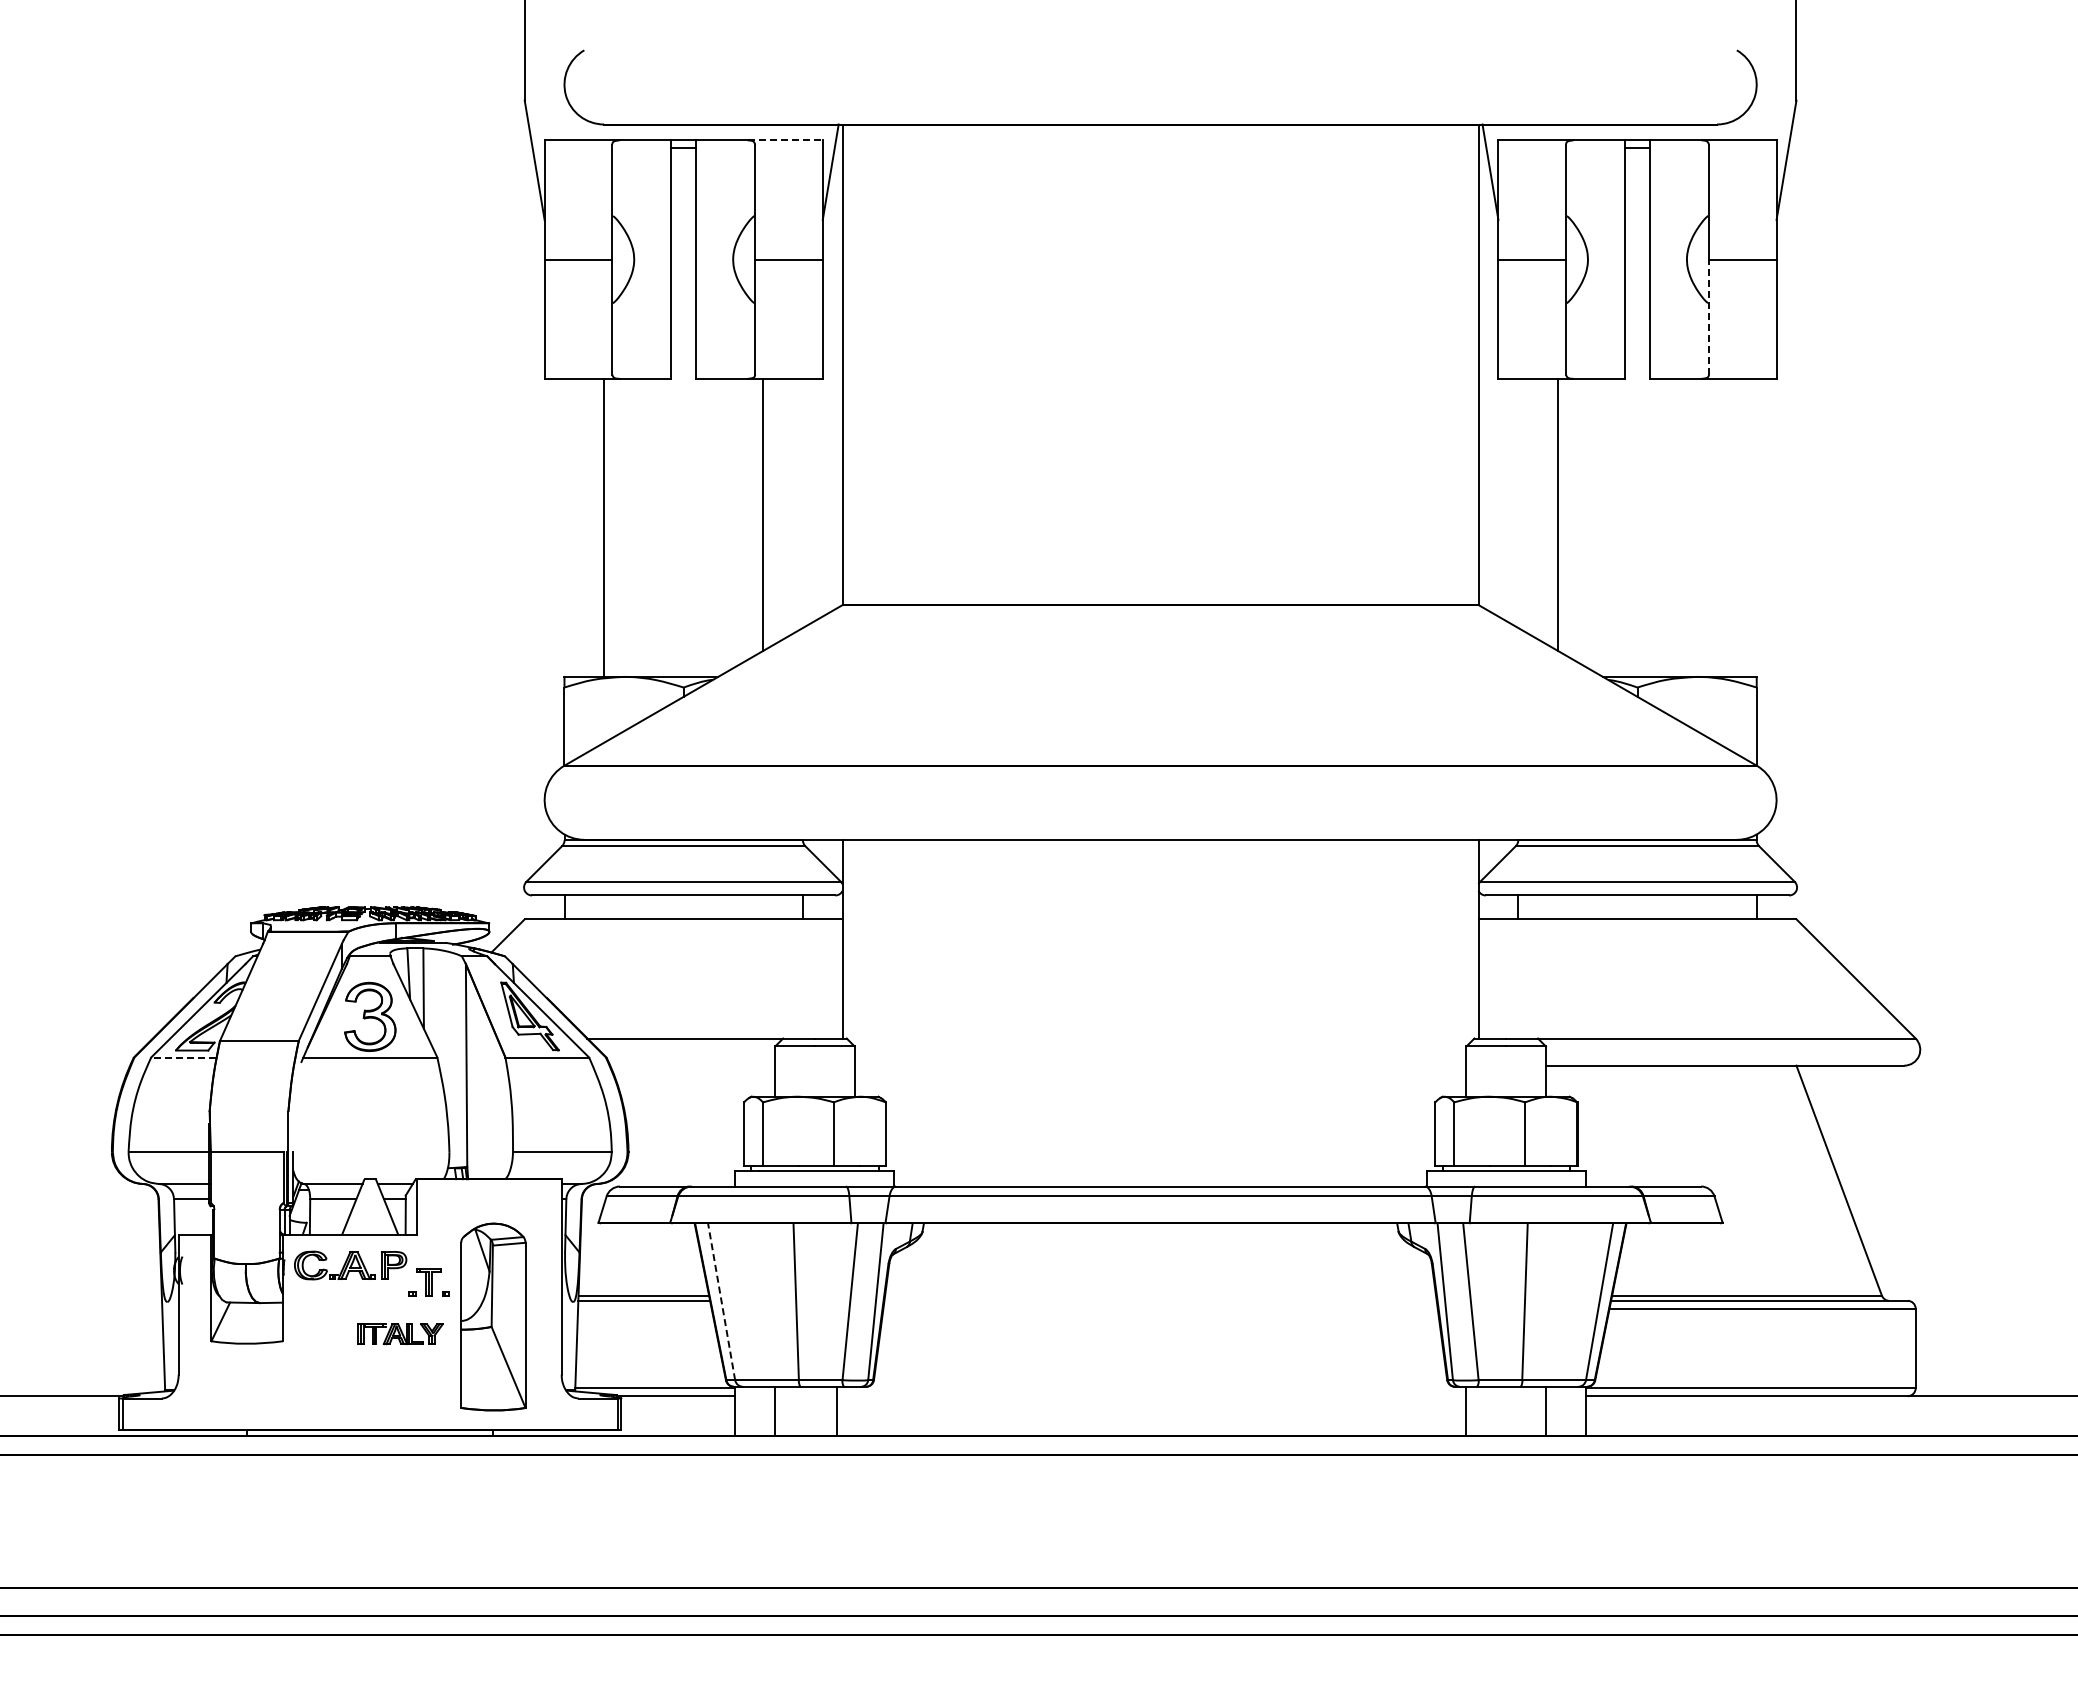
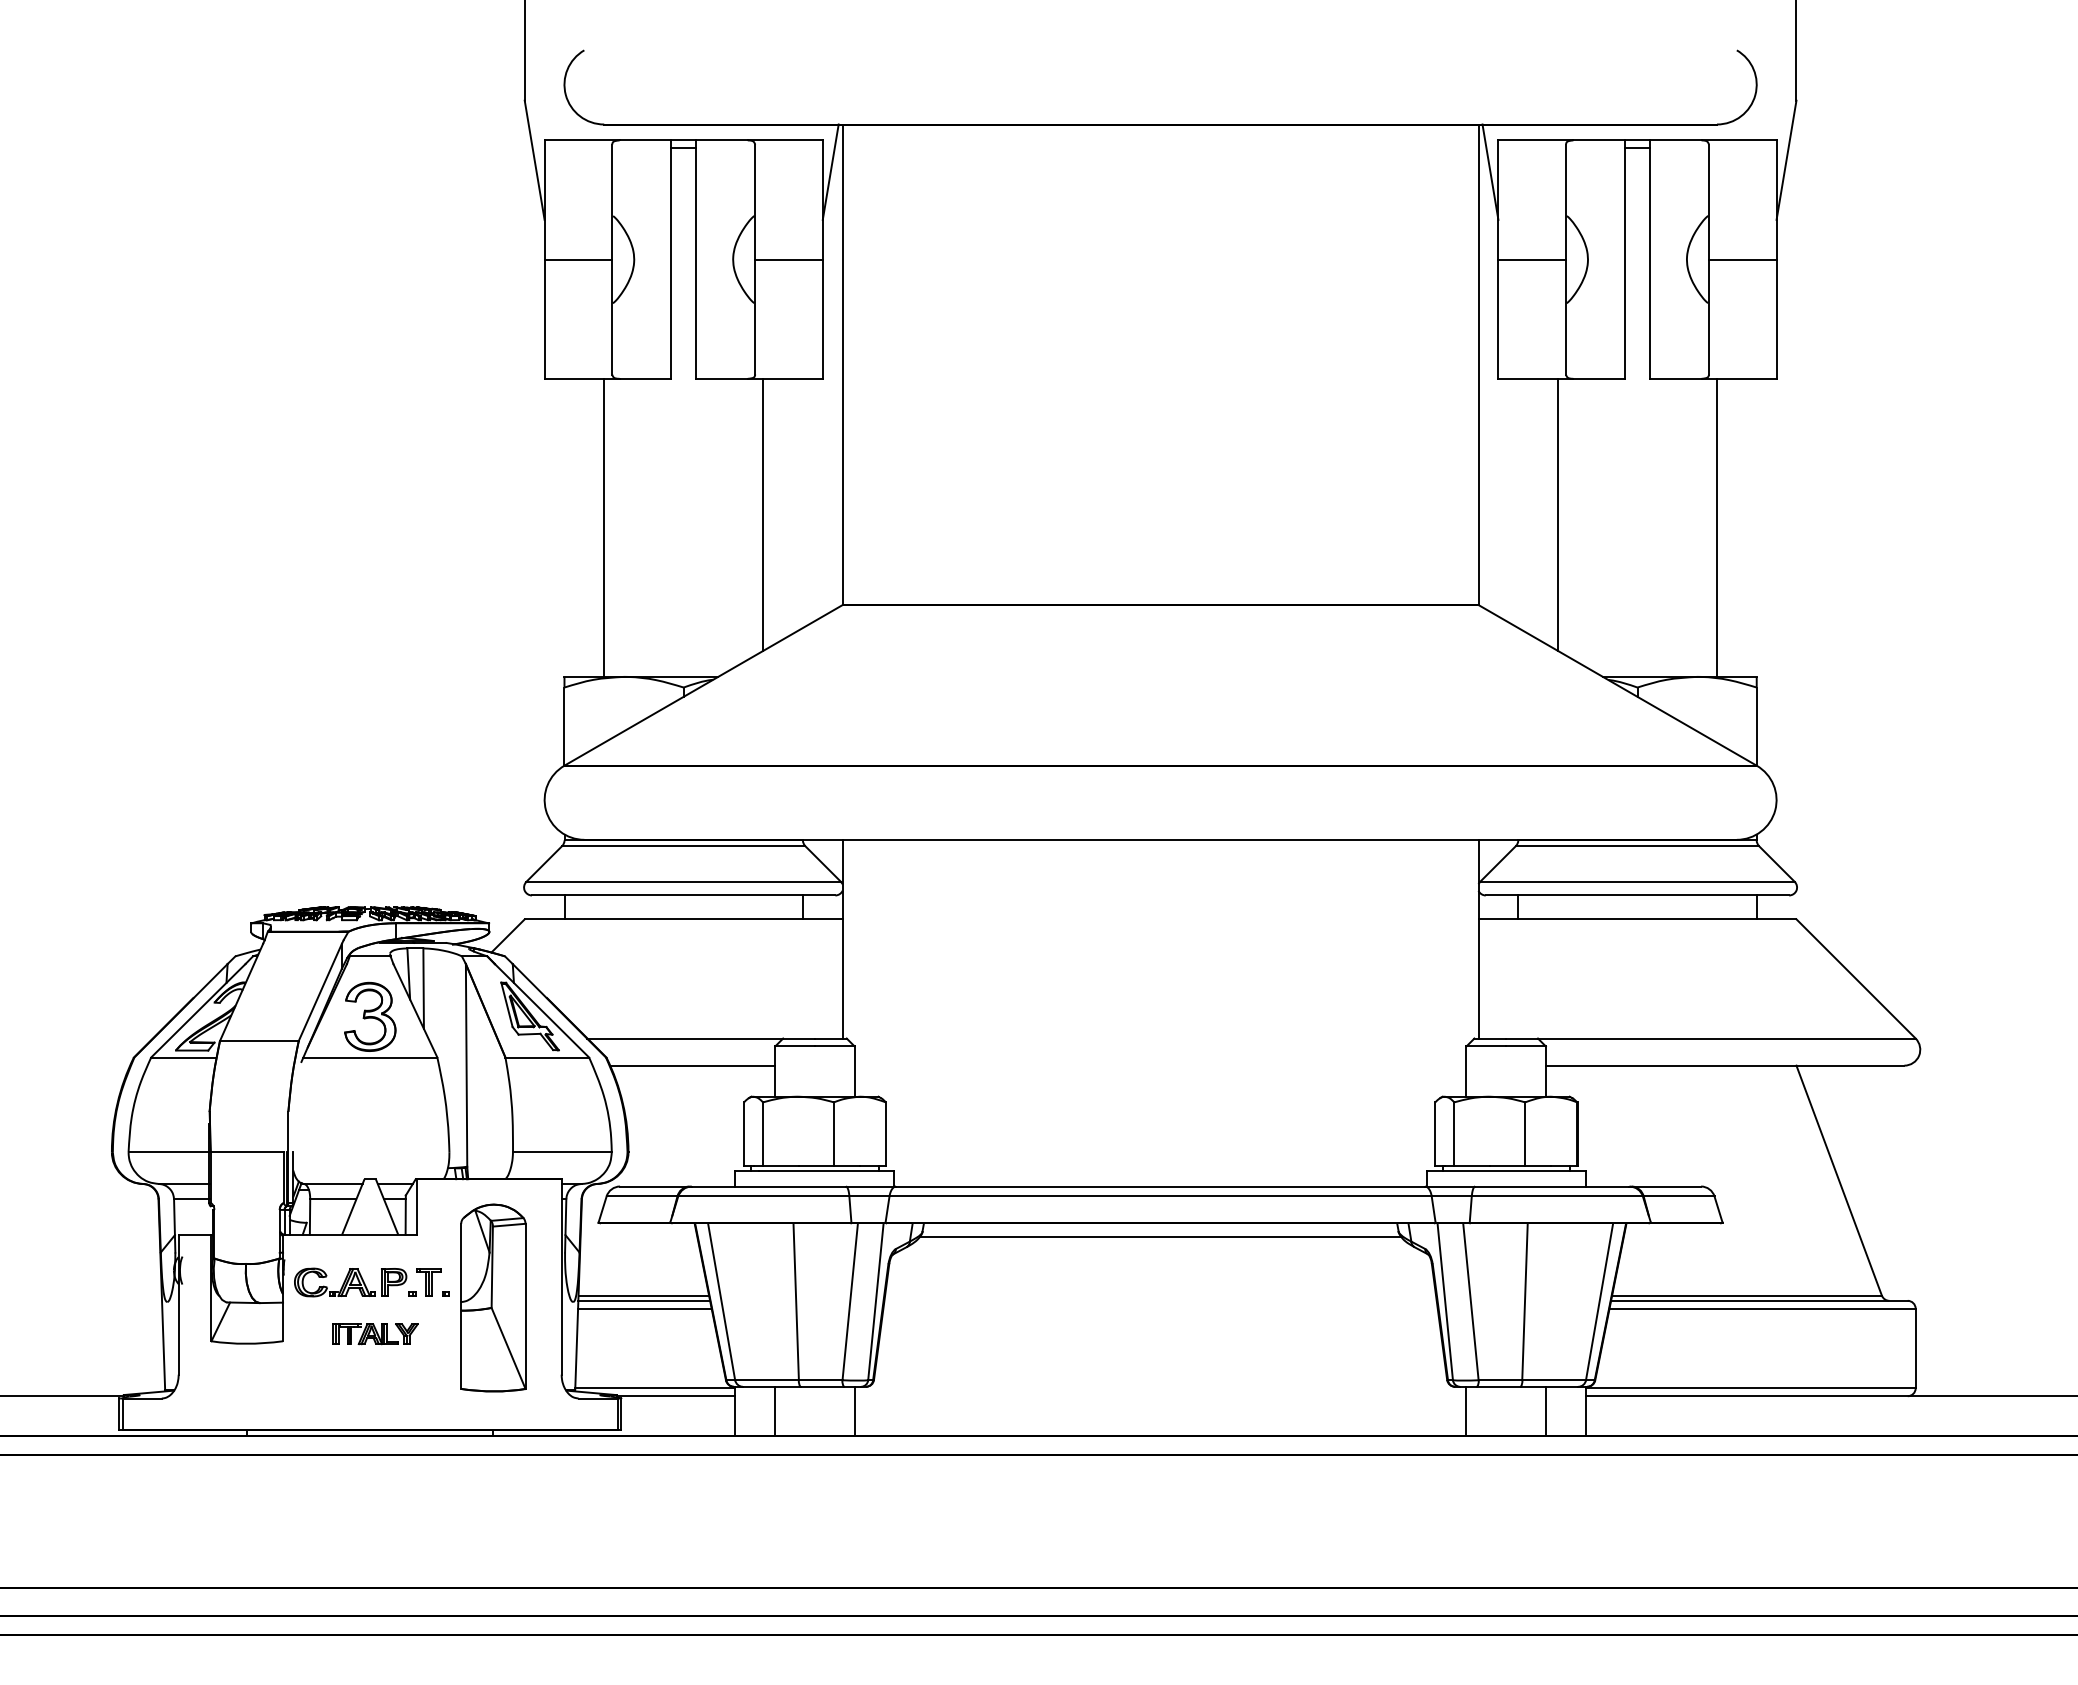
line: dashed -> solid (785, 140)
line: dashed -> solid (1709, 316)
line: none -> present (1716, 527)
line: dashed -> solid (183, 1057)
line: none -> present (692, 1065)
line: none -> present (1160, 1237)
part position: (350, 1265) -> (350, 1282) (350, 1282)
line: dashed -> solid (721, 1301)
line: none -> present (644, 1308)
part position: (493, 1316) -> (493, 1297) (493, 1297)
part position: (400, 1334) -> (375, 1334) (375, 1334)
line position: (836, 1410) -> (854, 1410) (854, 1410)
